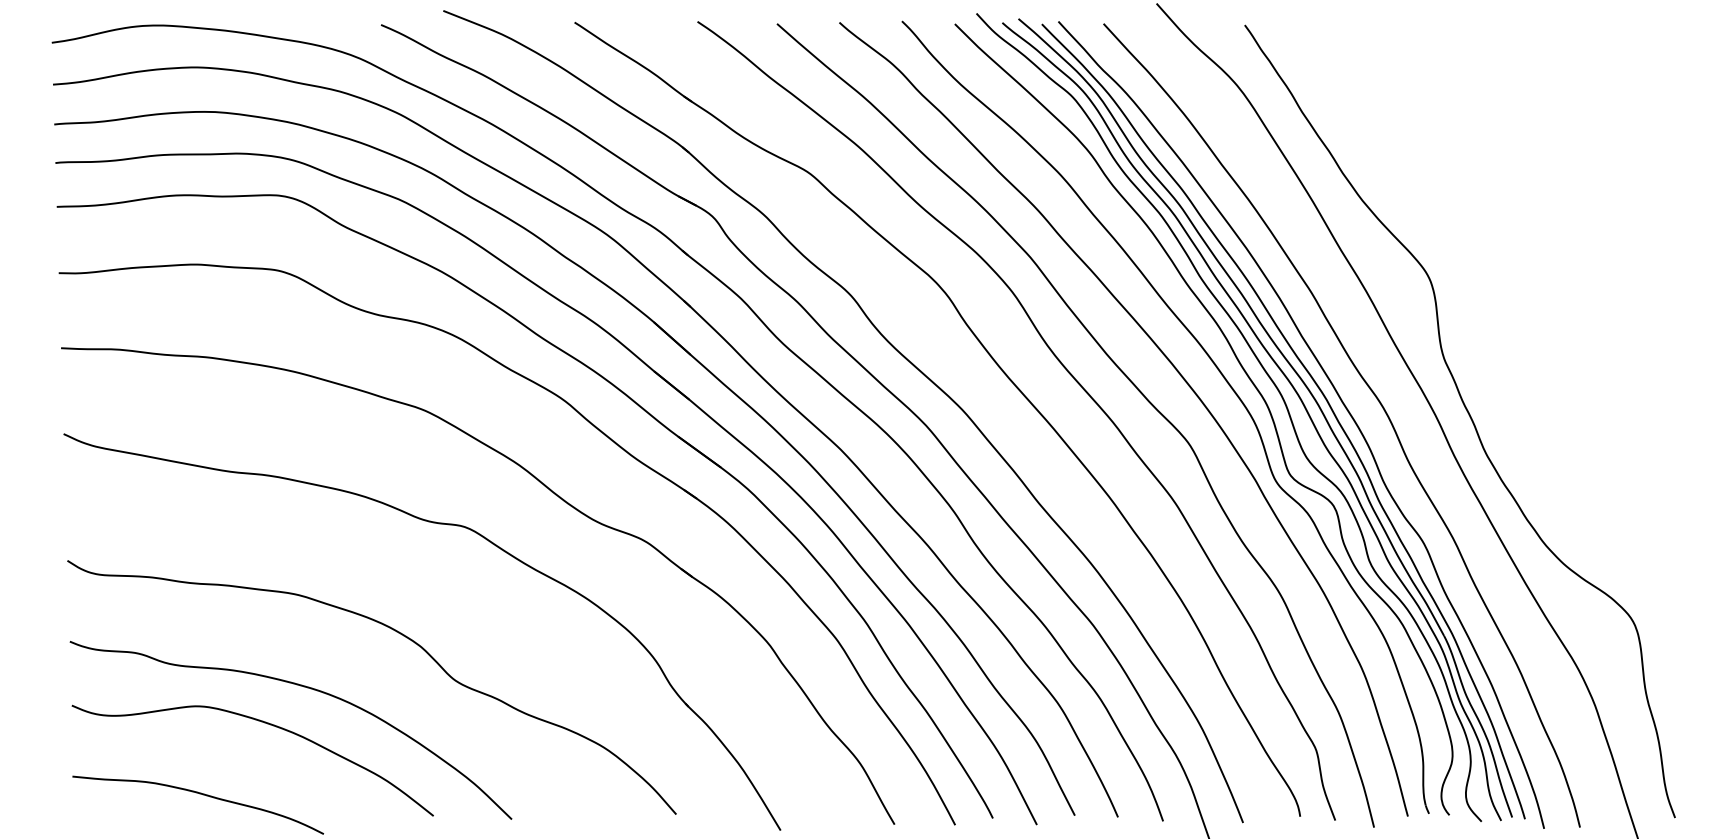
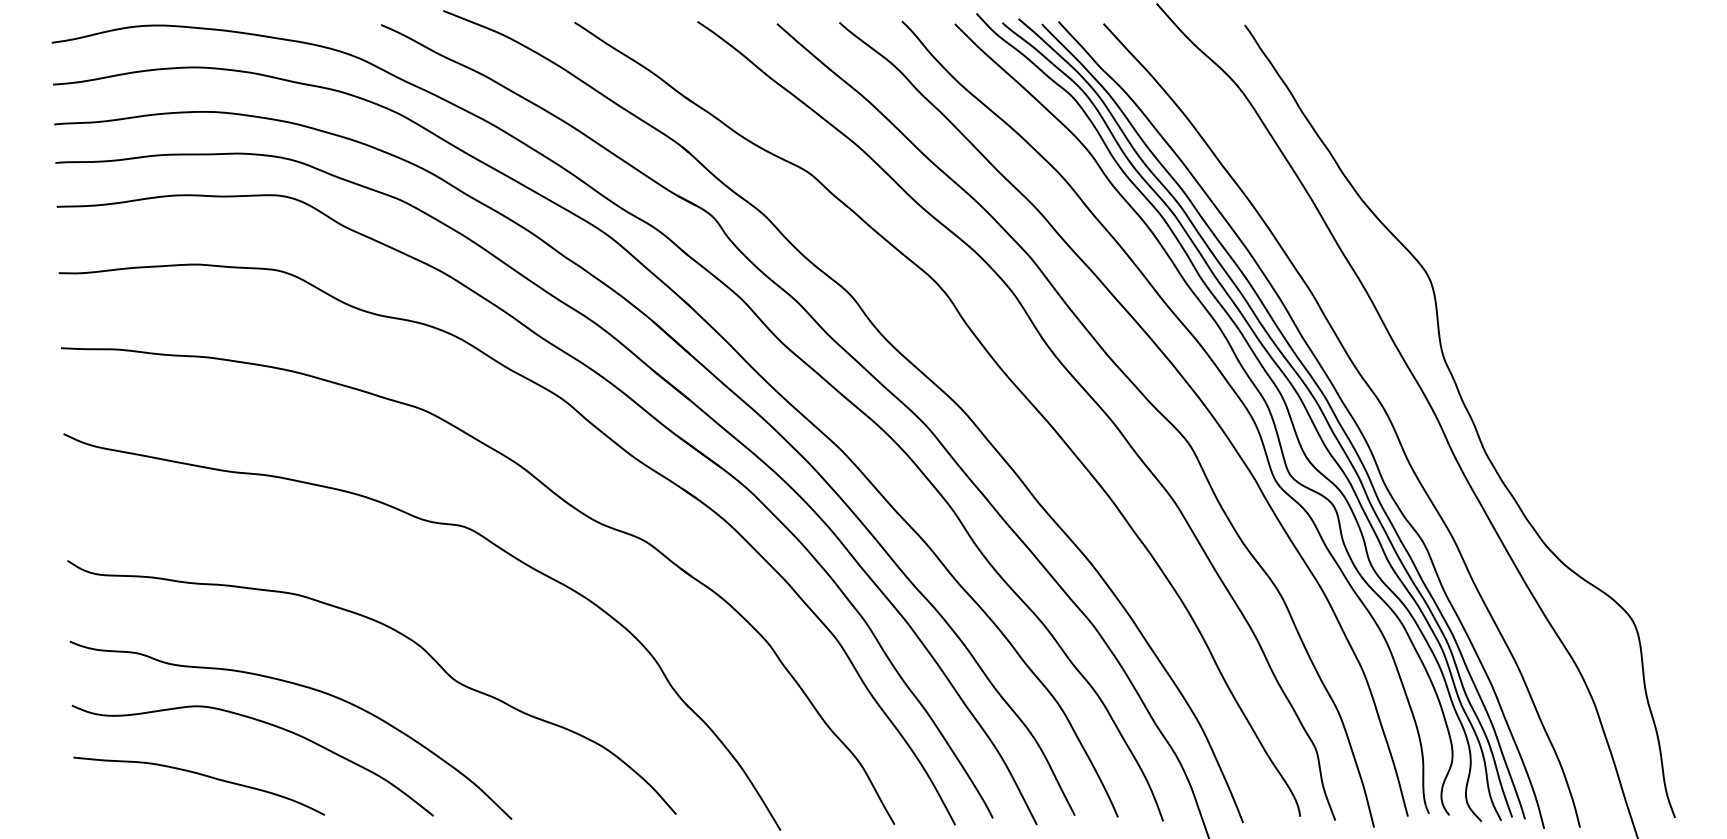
curve position: (199, 794) -> (200, 775) (200, 775)
